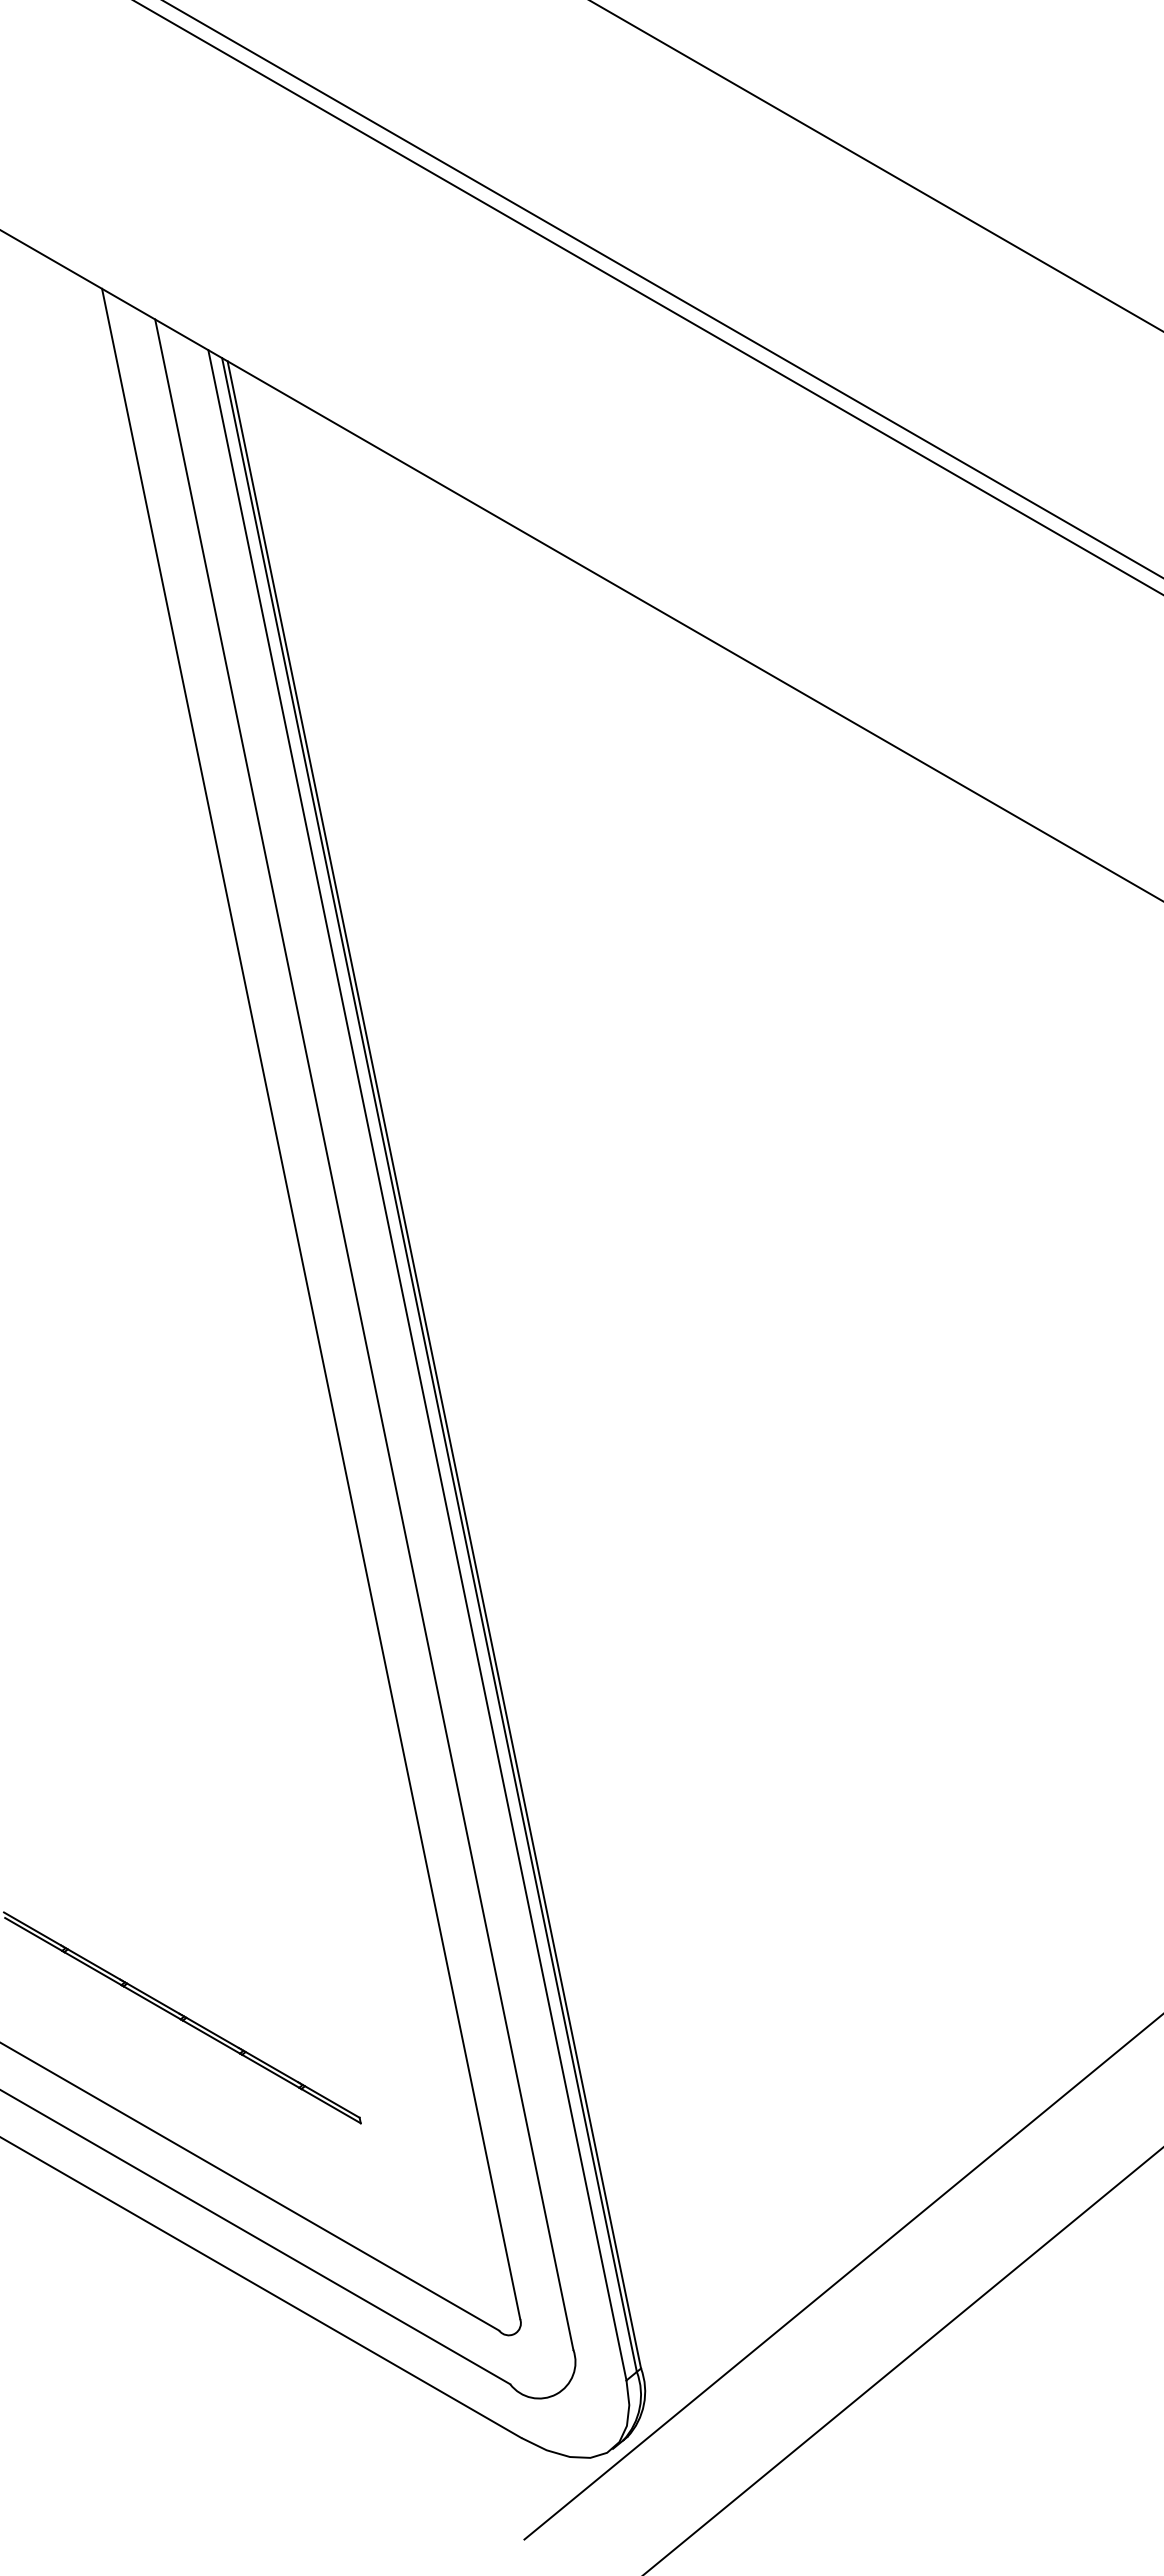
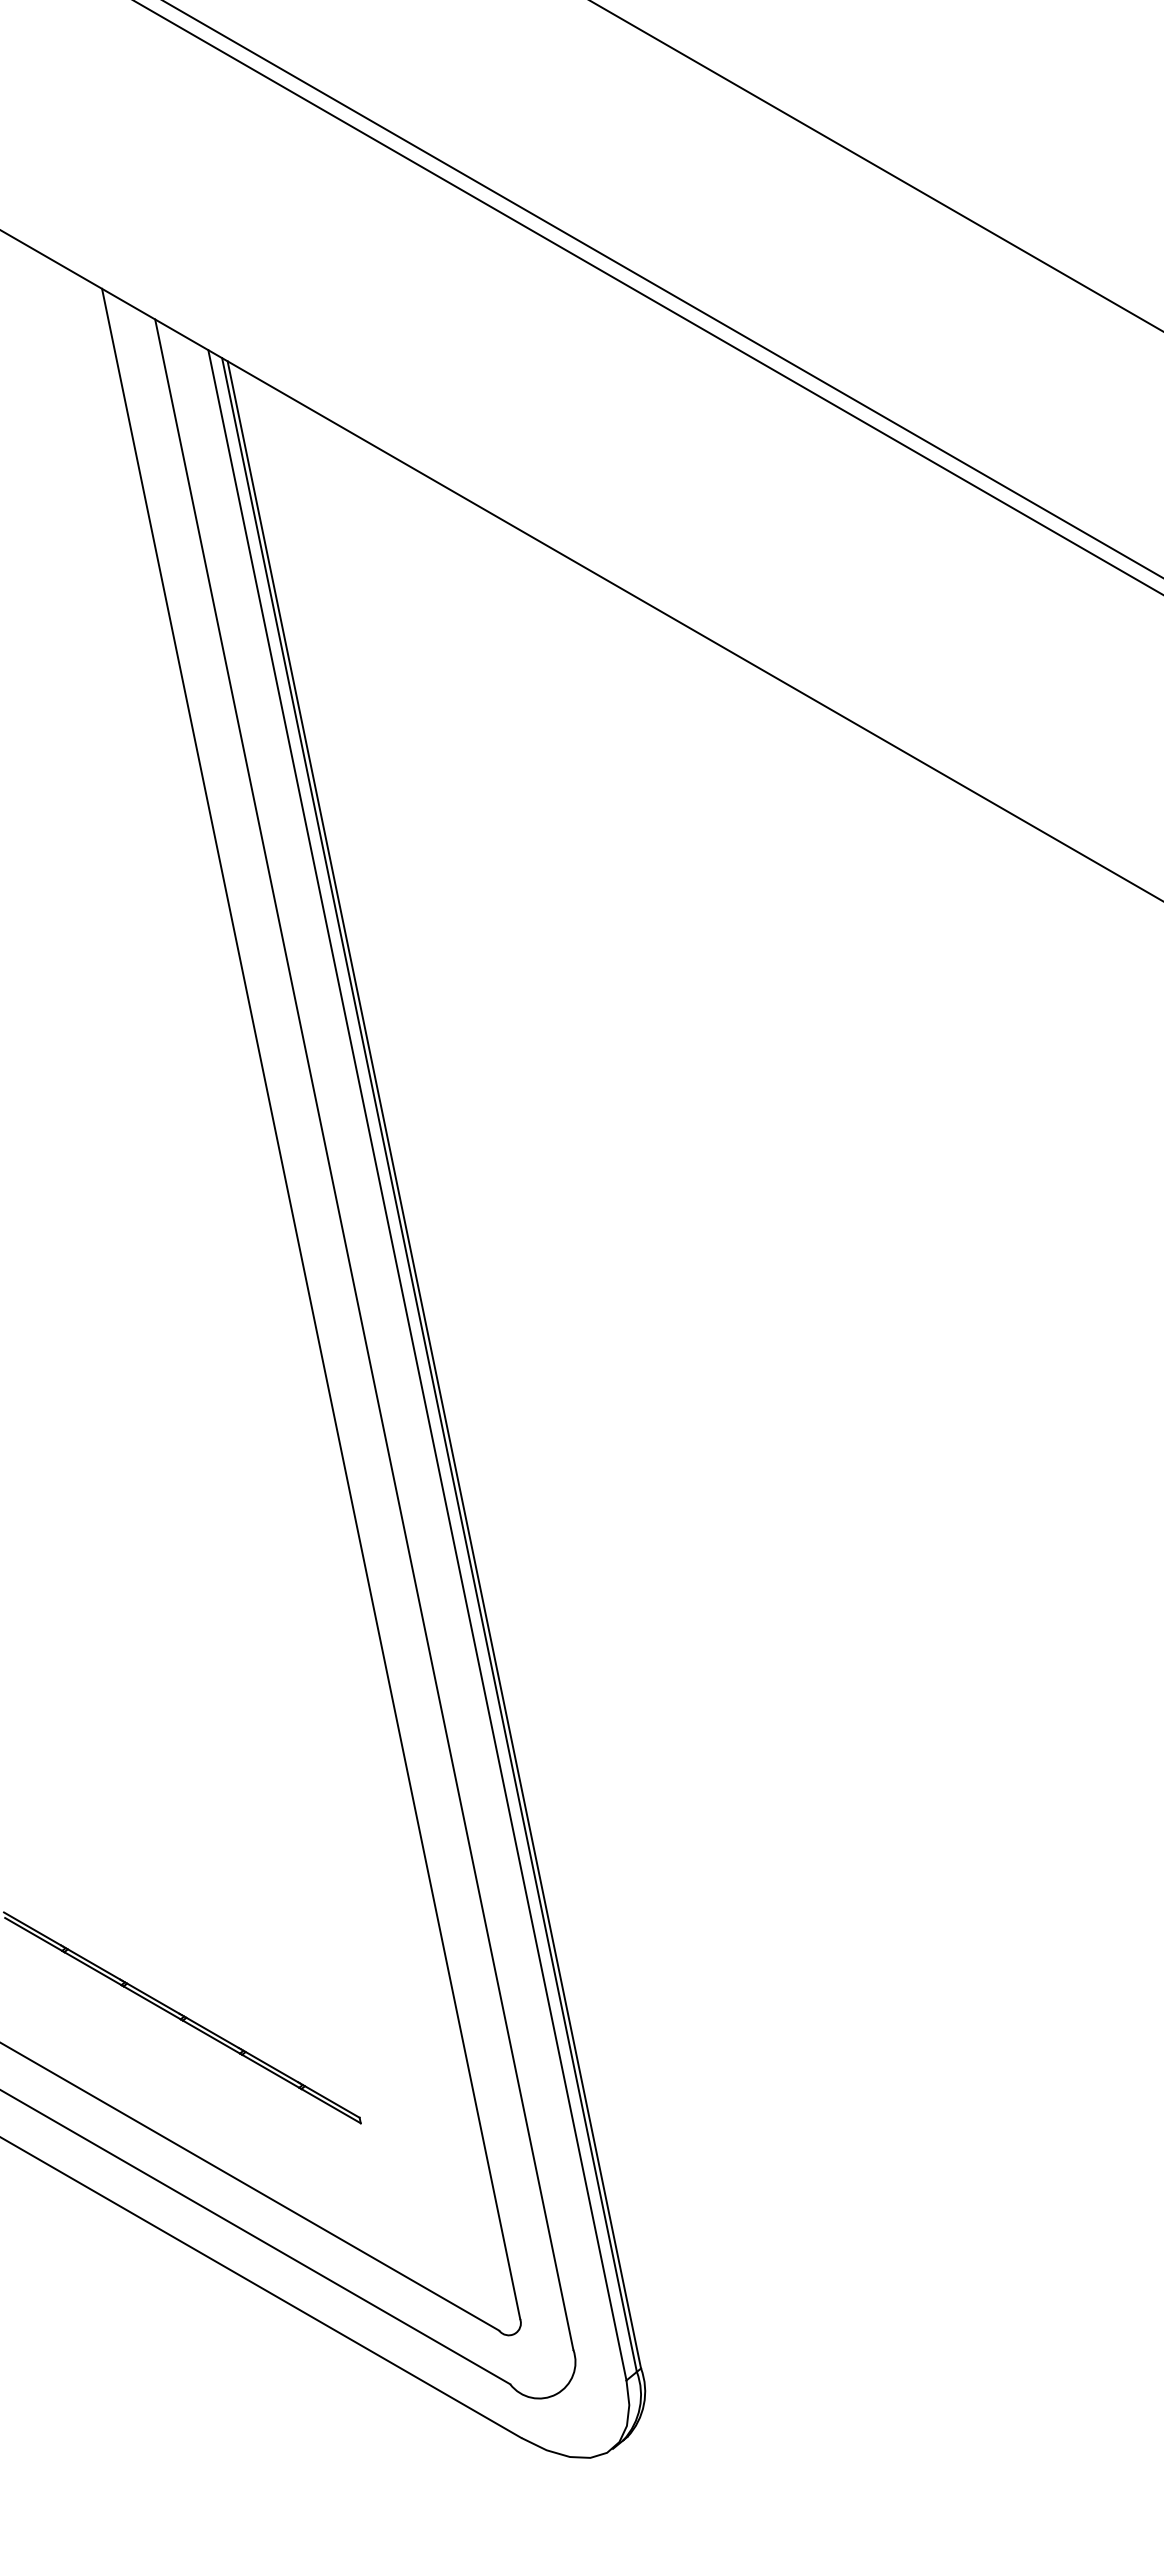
line: present -> none (842, 2277)
line: present -> none (903, 2360)
